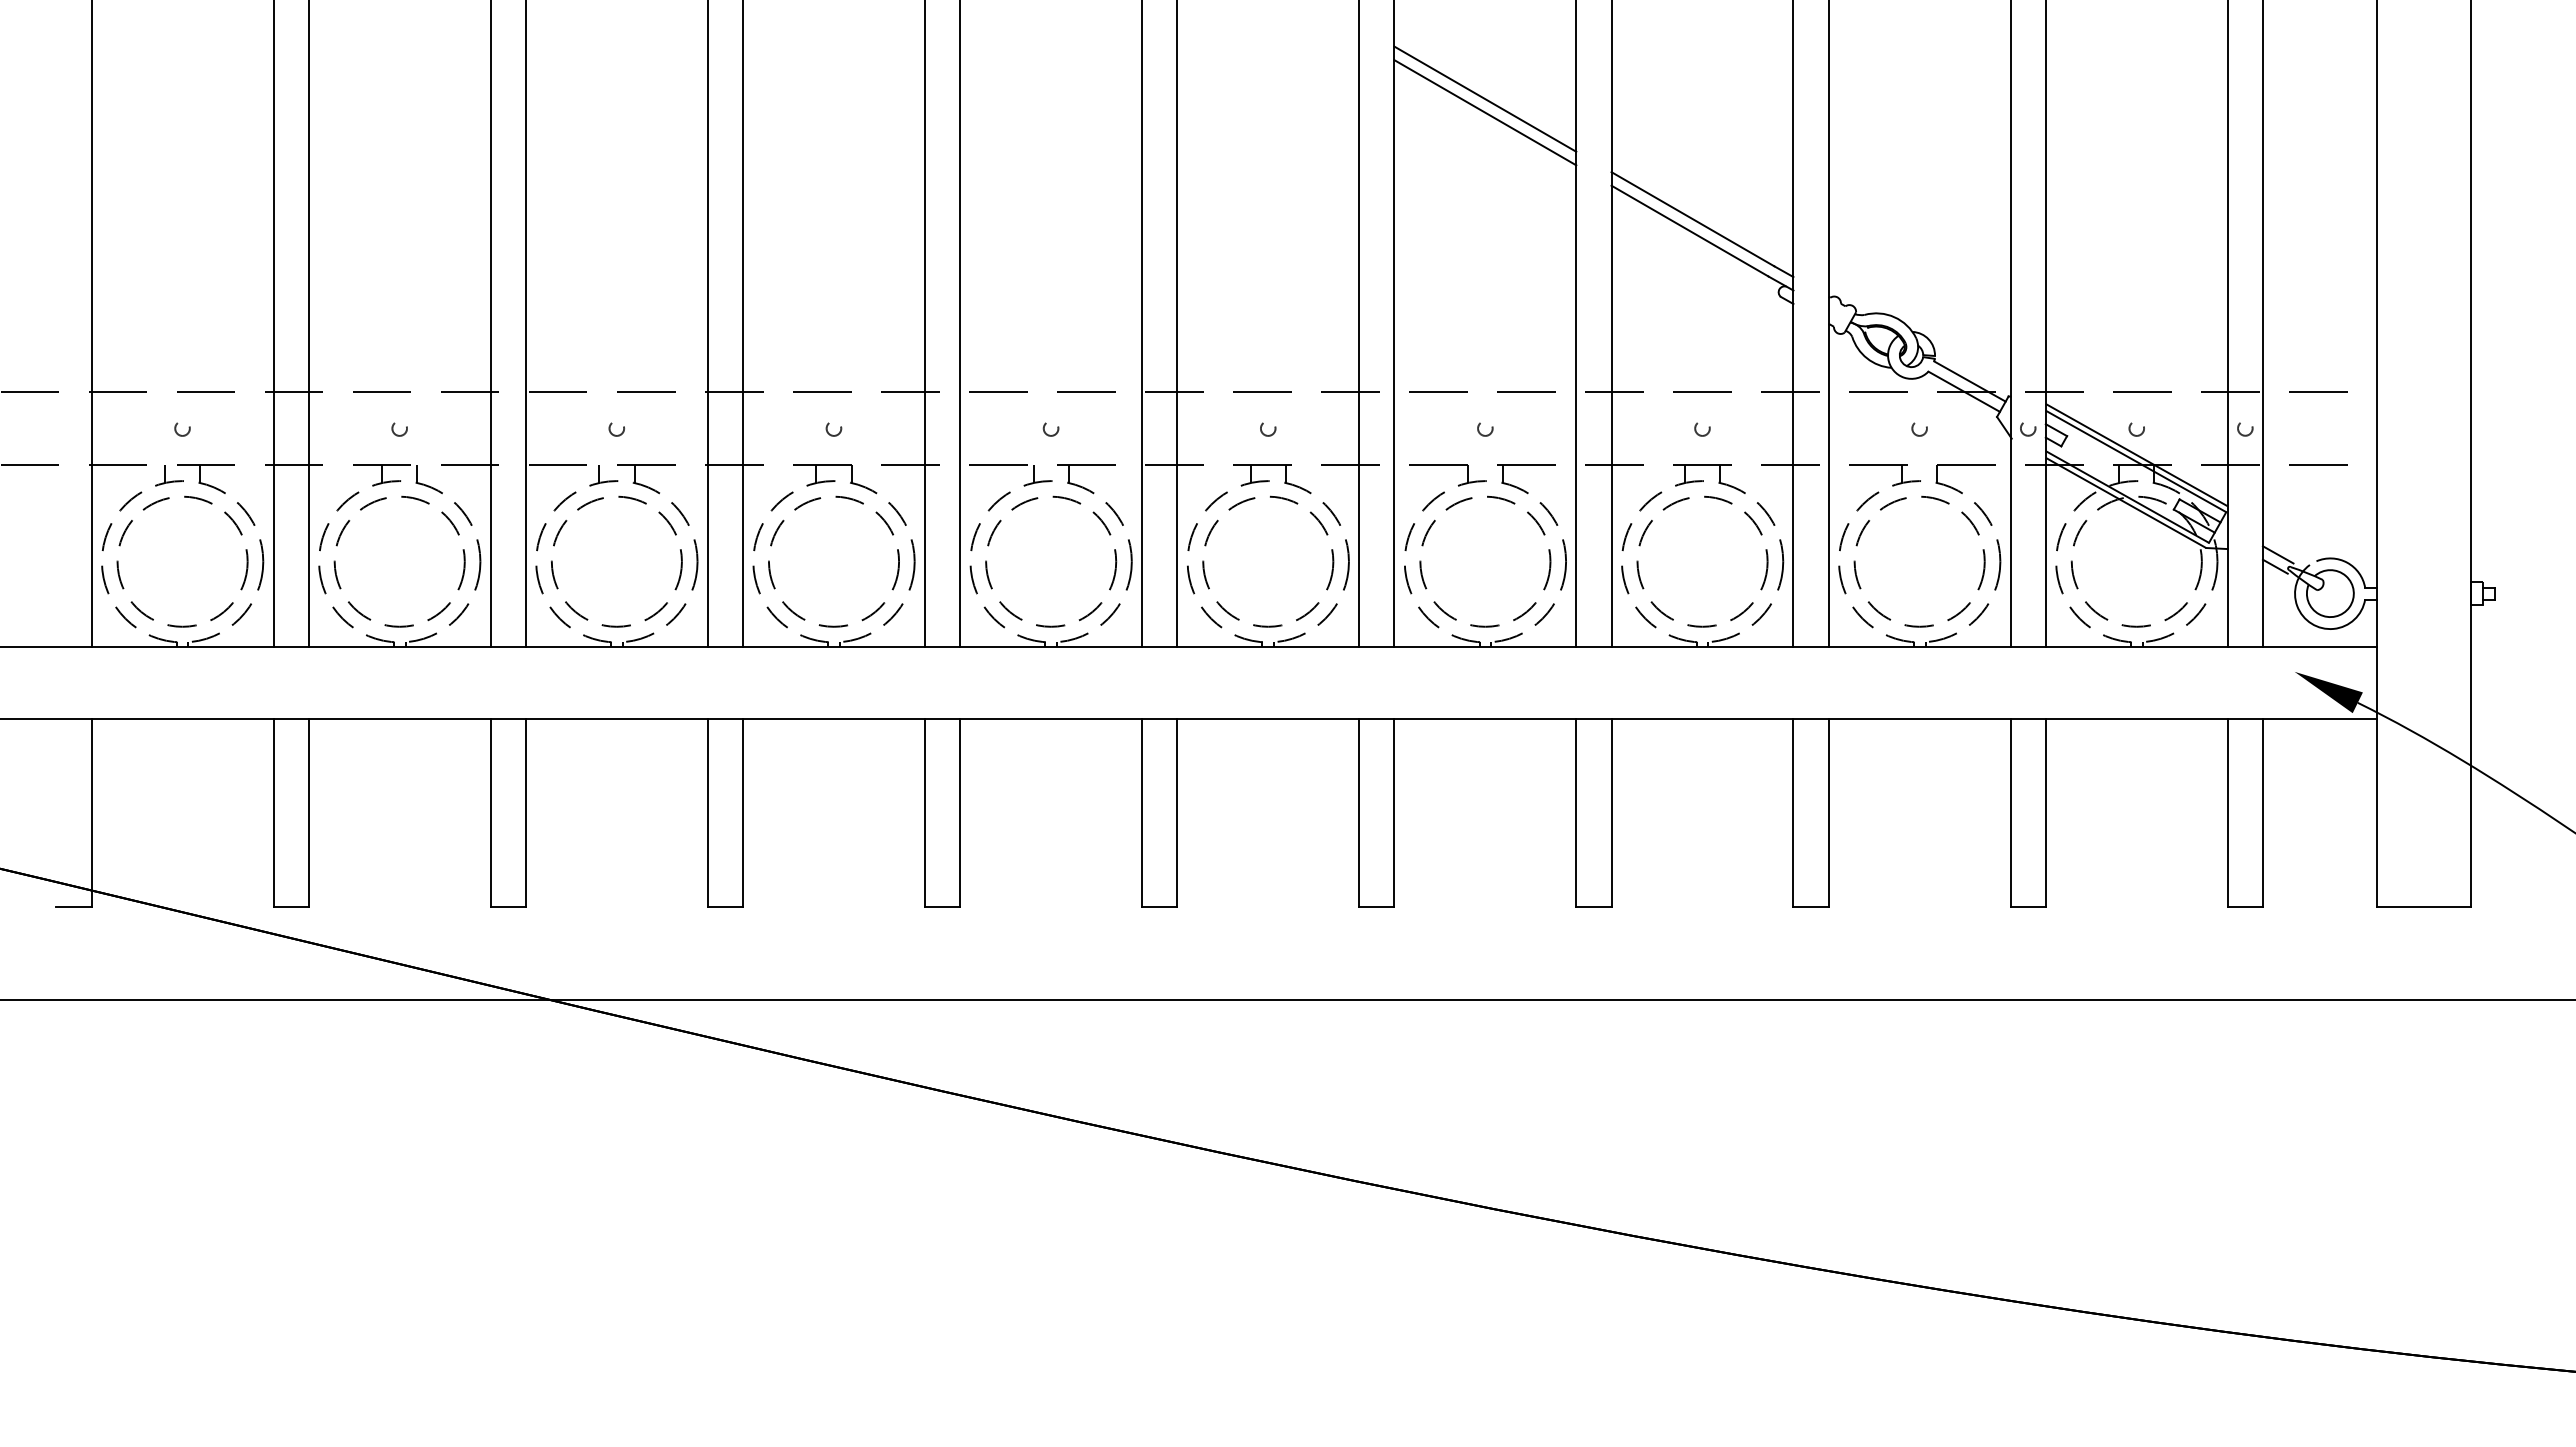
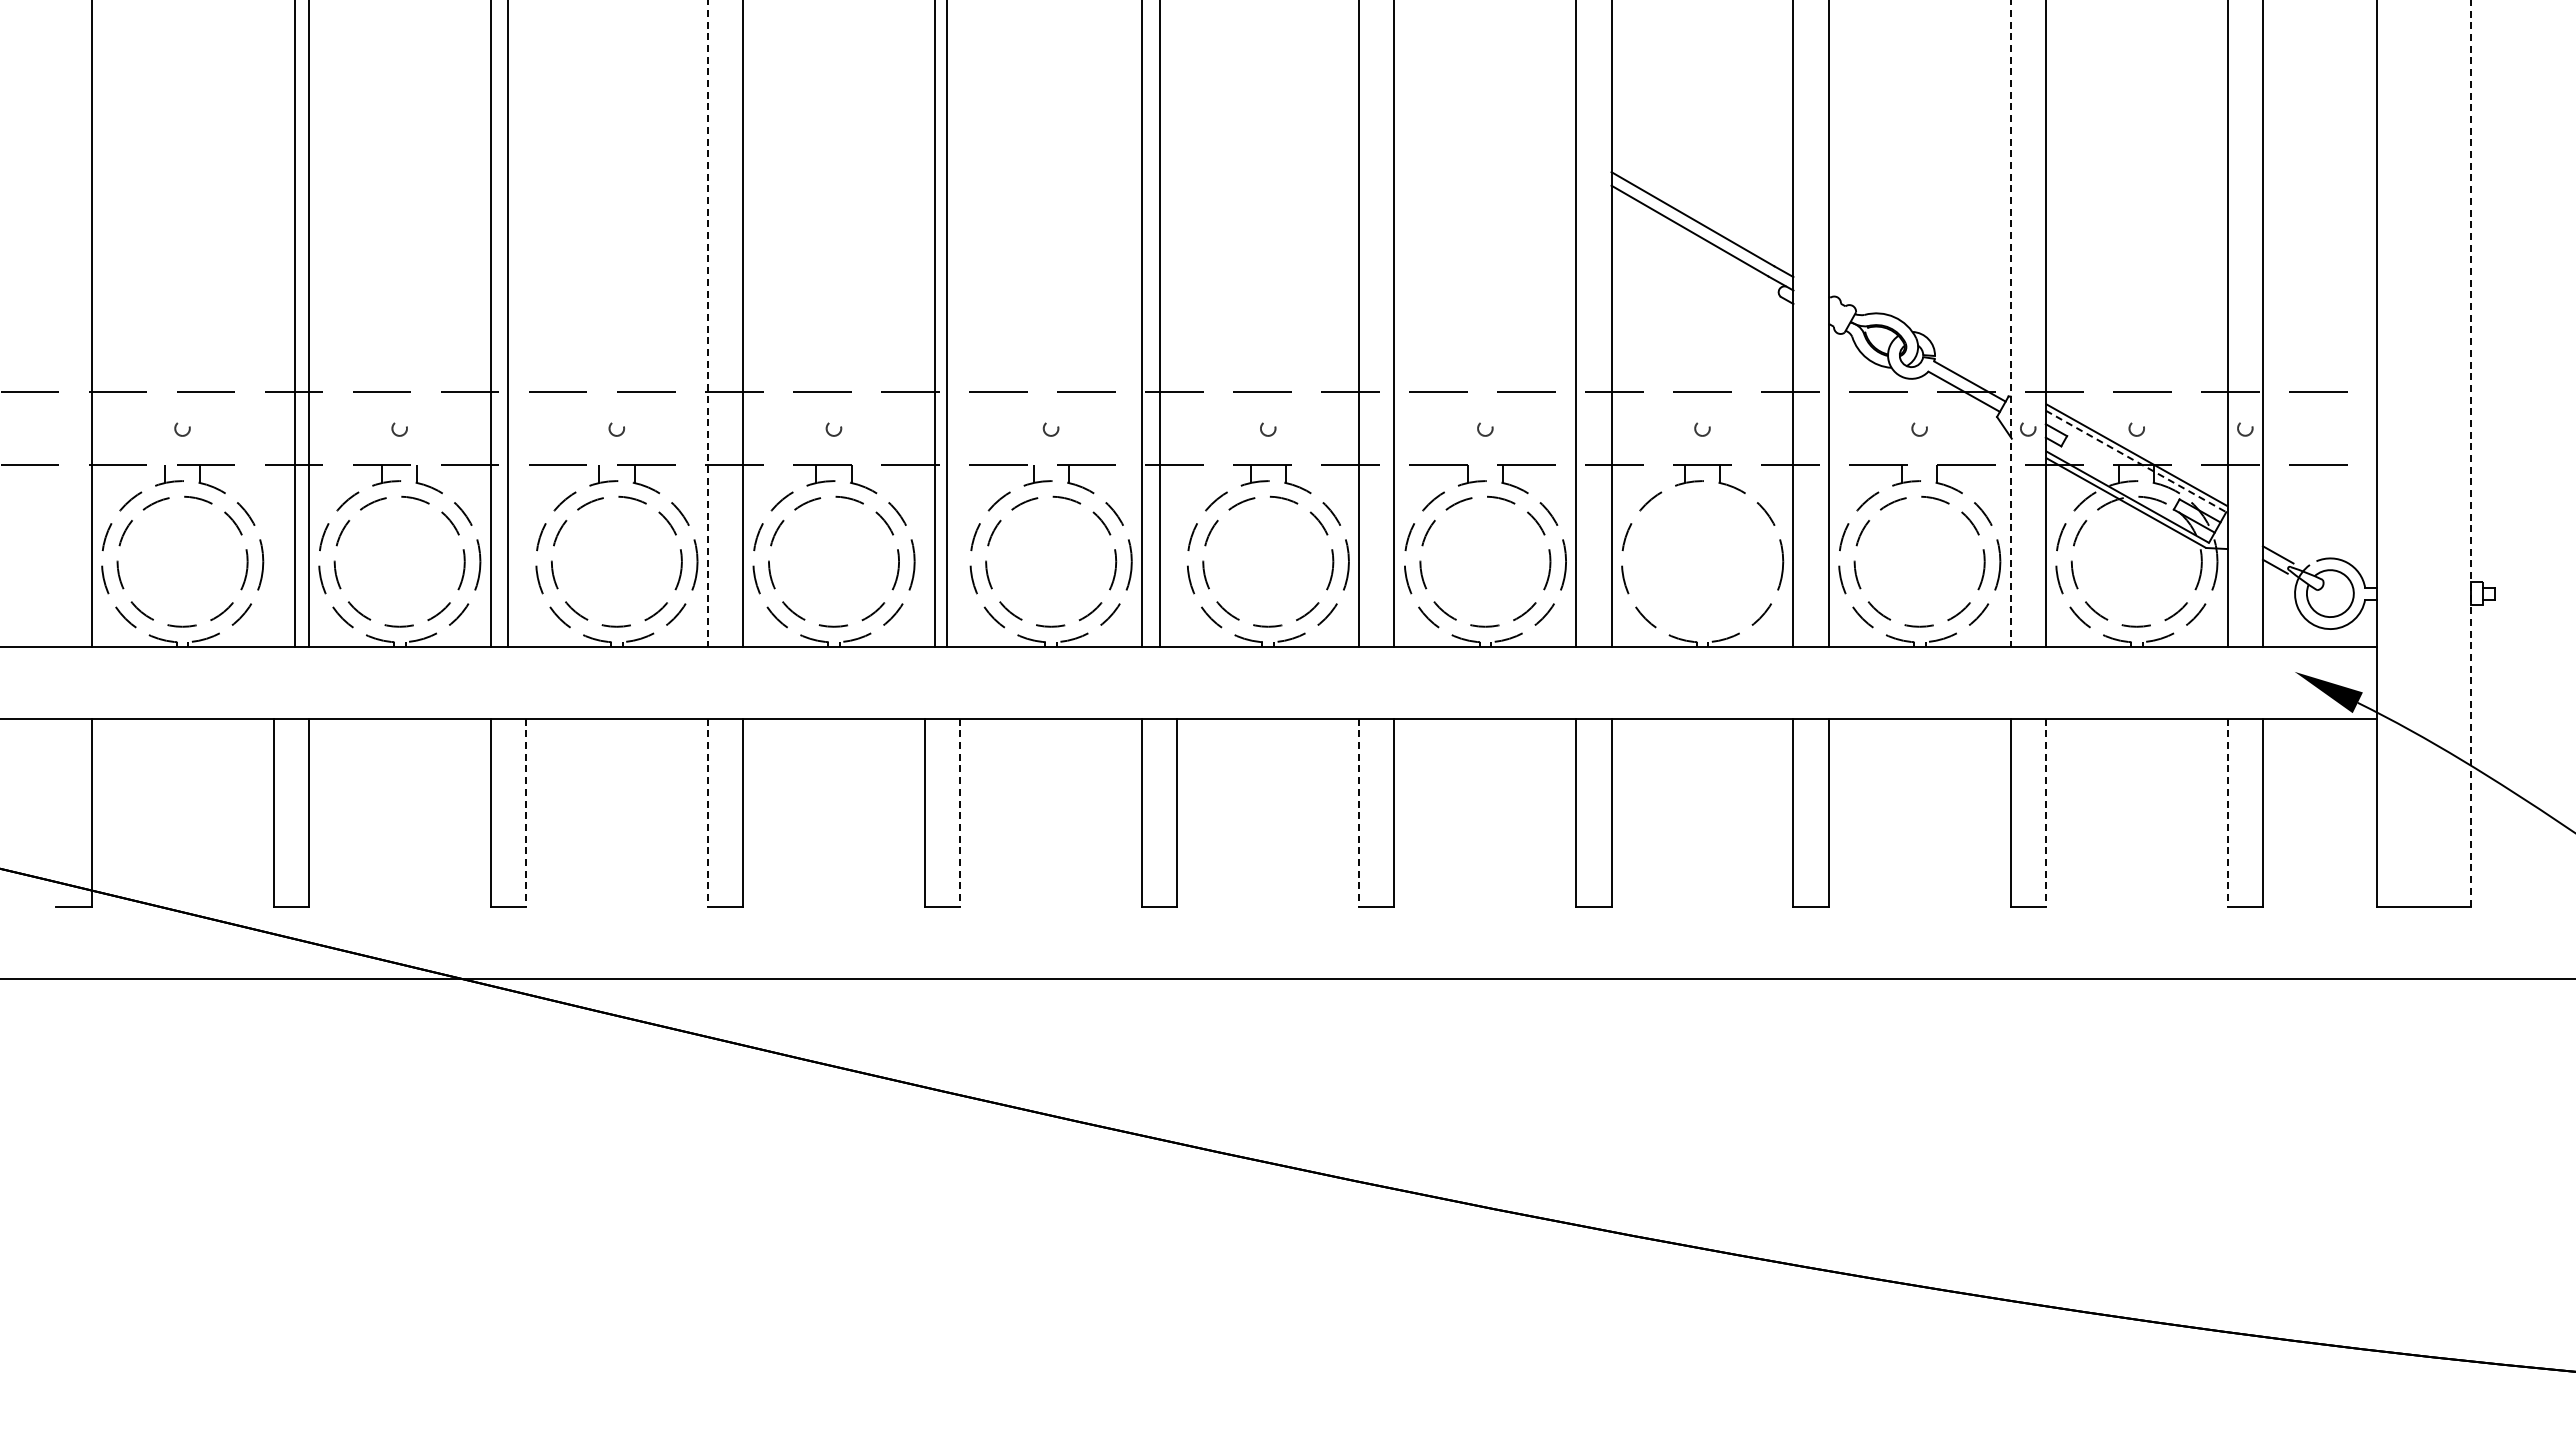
line: present -> none (1485, 98)
line: present -> none (1485, 112)
line: solid -> dashed (707, 323)
line: solid -> dashed (2010, 323)
line position: (273, 324) -> (294, 324) (294, 324)
line position: (525, 324) -> (507, 324) (507, 324)
line position: (924, 324) -> (946, 324) (946, 324)
line position: (960, 324) -> (935, 324) (935, 324)
line position: (1177, 324) -> (1160, 324) (1160, 324)
line: solid -> dashed (2471, 453)
line: solid -> dashed (2136, 461)
circle: present -> none (1702, 561)
line: solid -> dashed (525, 812)
line: solid -> dashed (707, 812)
line: solid -> dashed (960, 812)
line: solid -> dashed (1359, 812)
line: solid -> dashed (2045, 812)
line: solid -> dashed (2227, 812)
line position: (1287, 1000) -> (1287, 979) (1287, 979)
